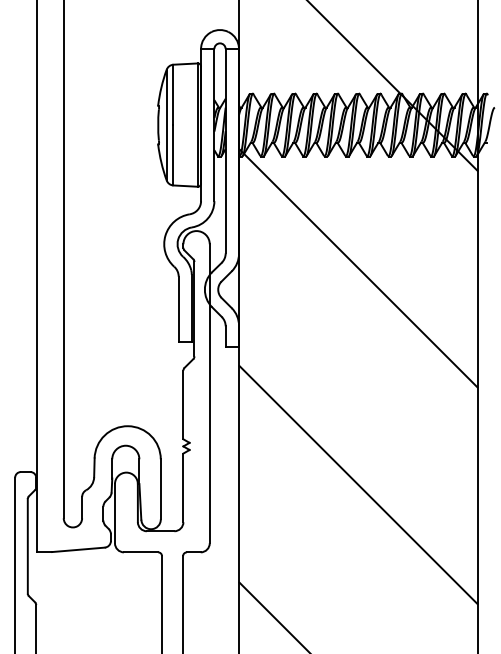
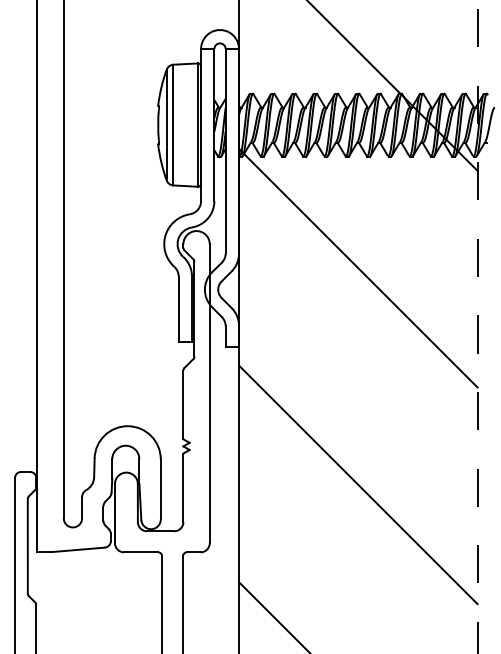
line: solid -> dashed (478, 327)
